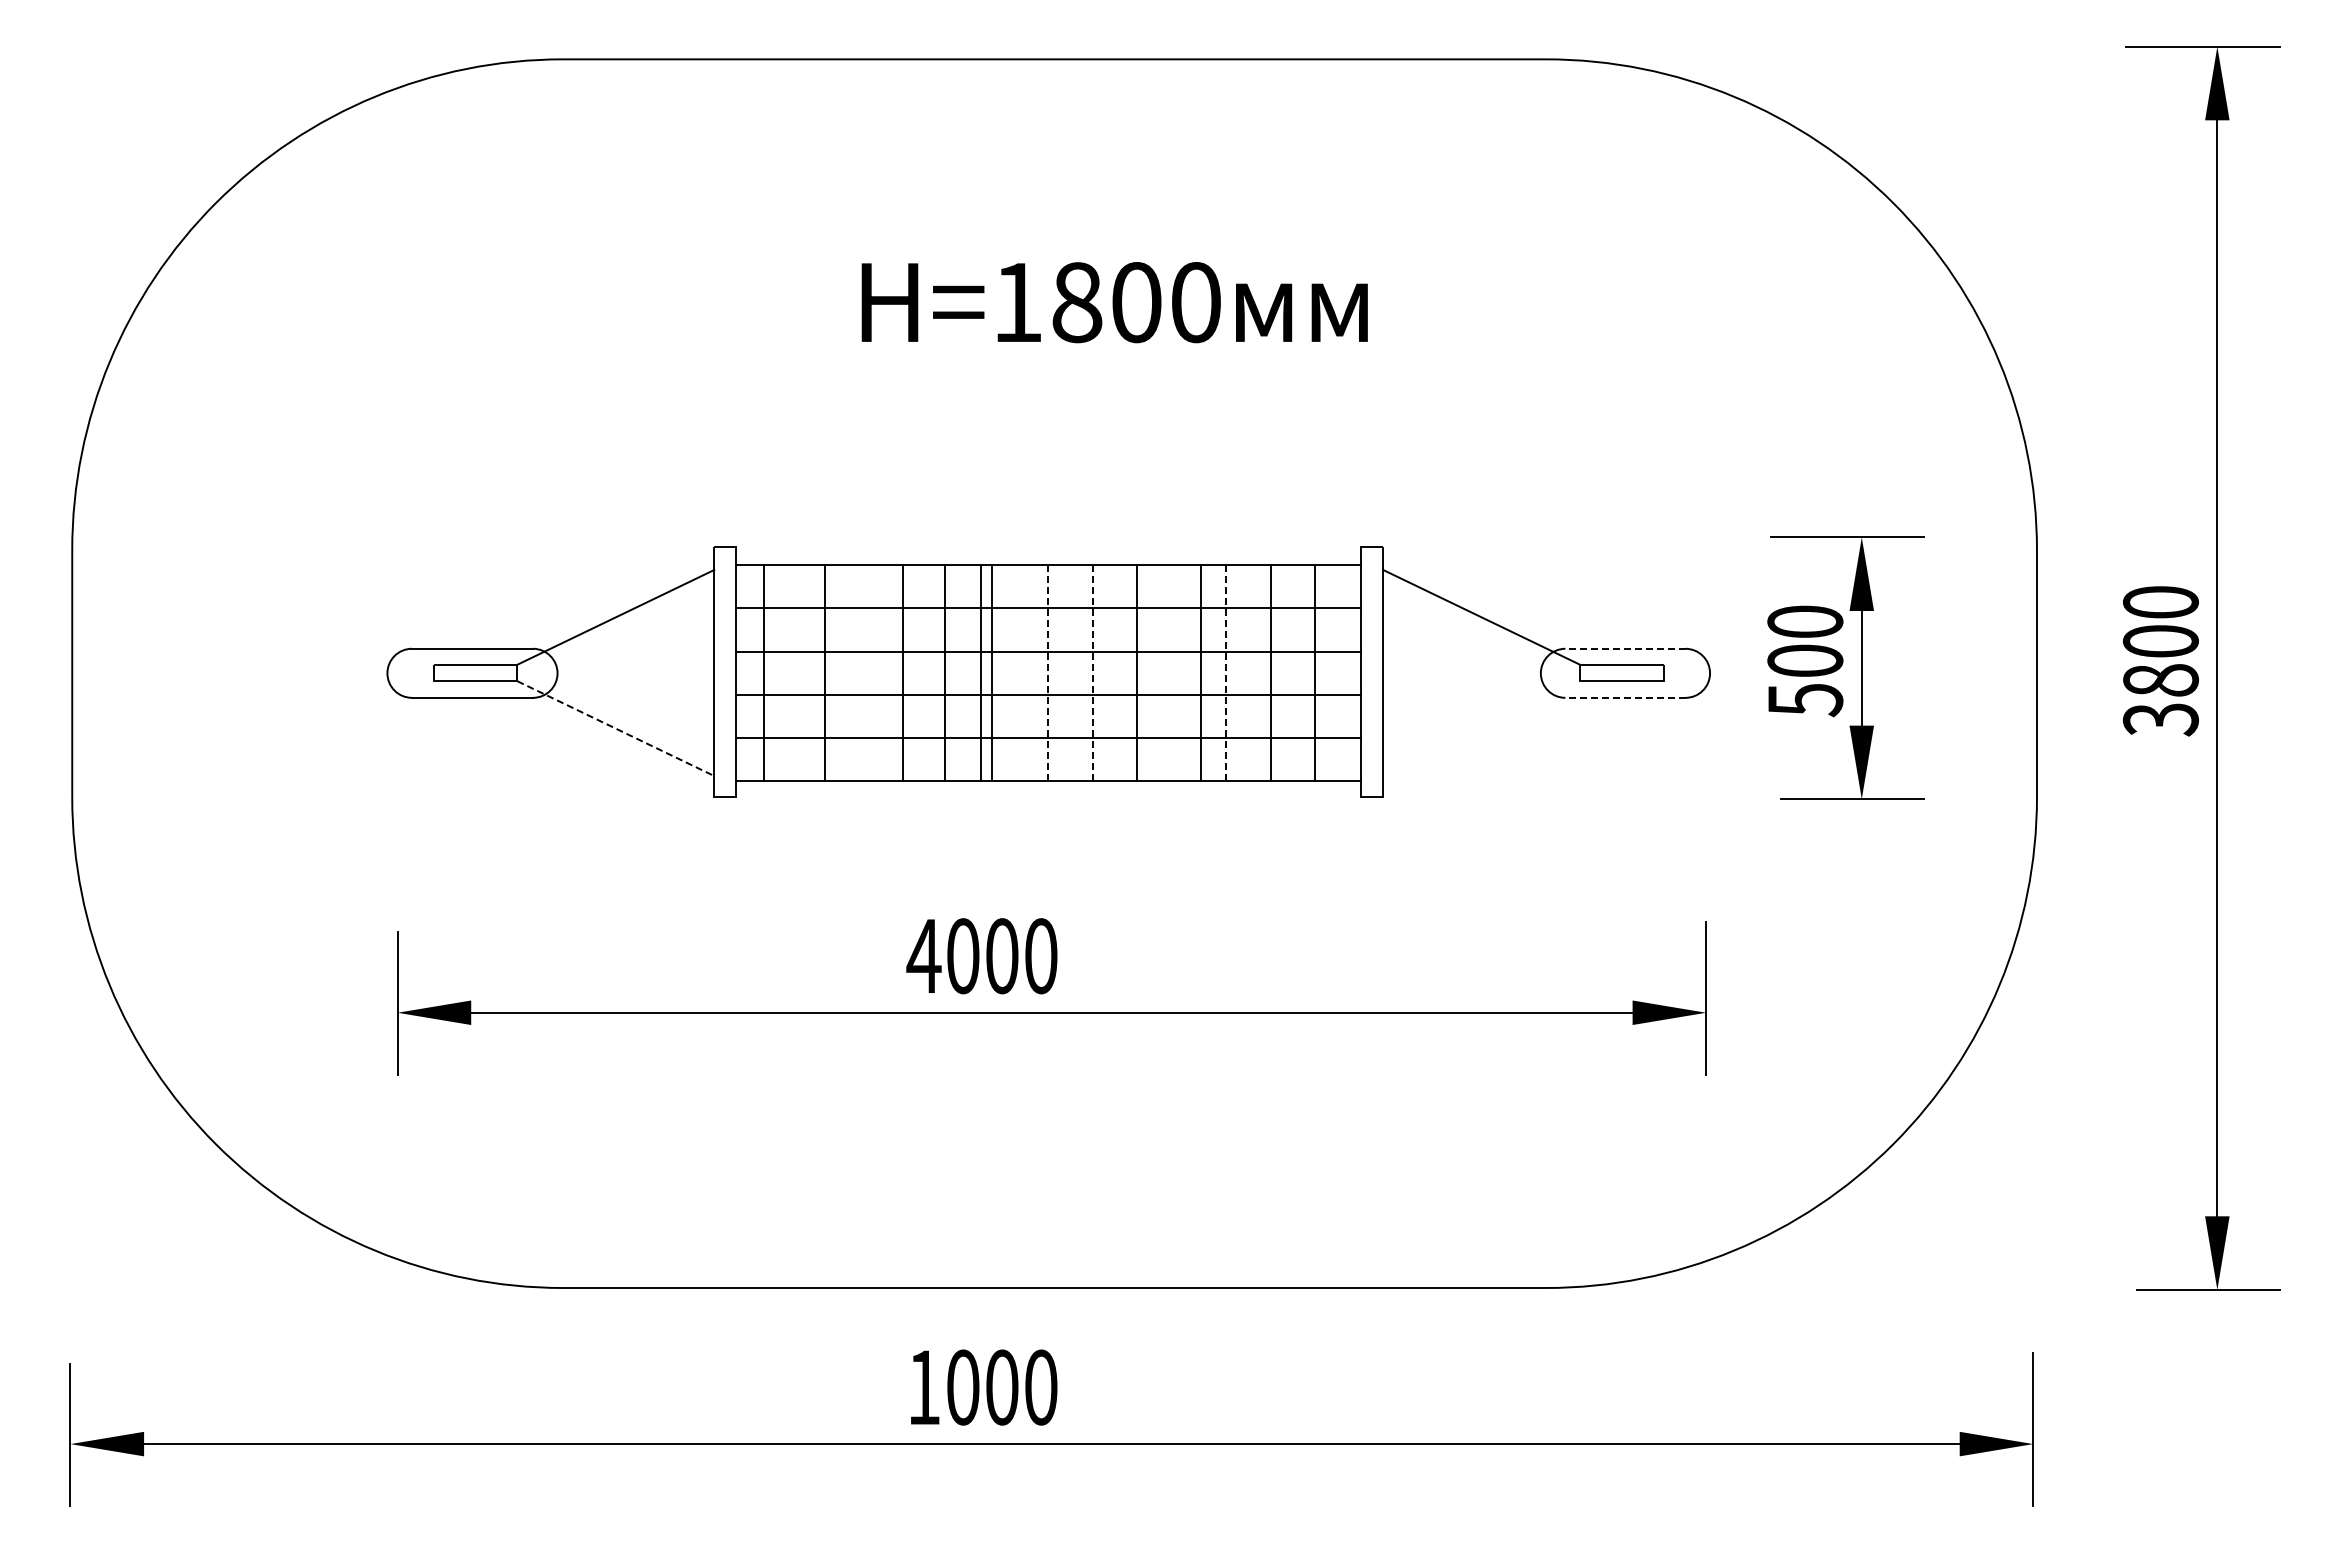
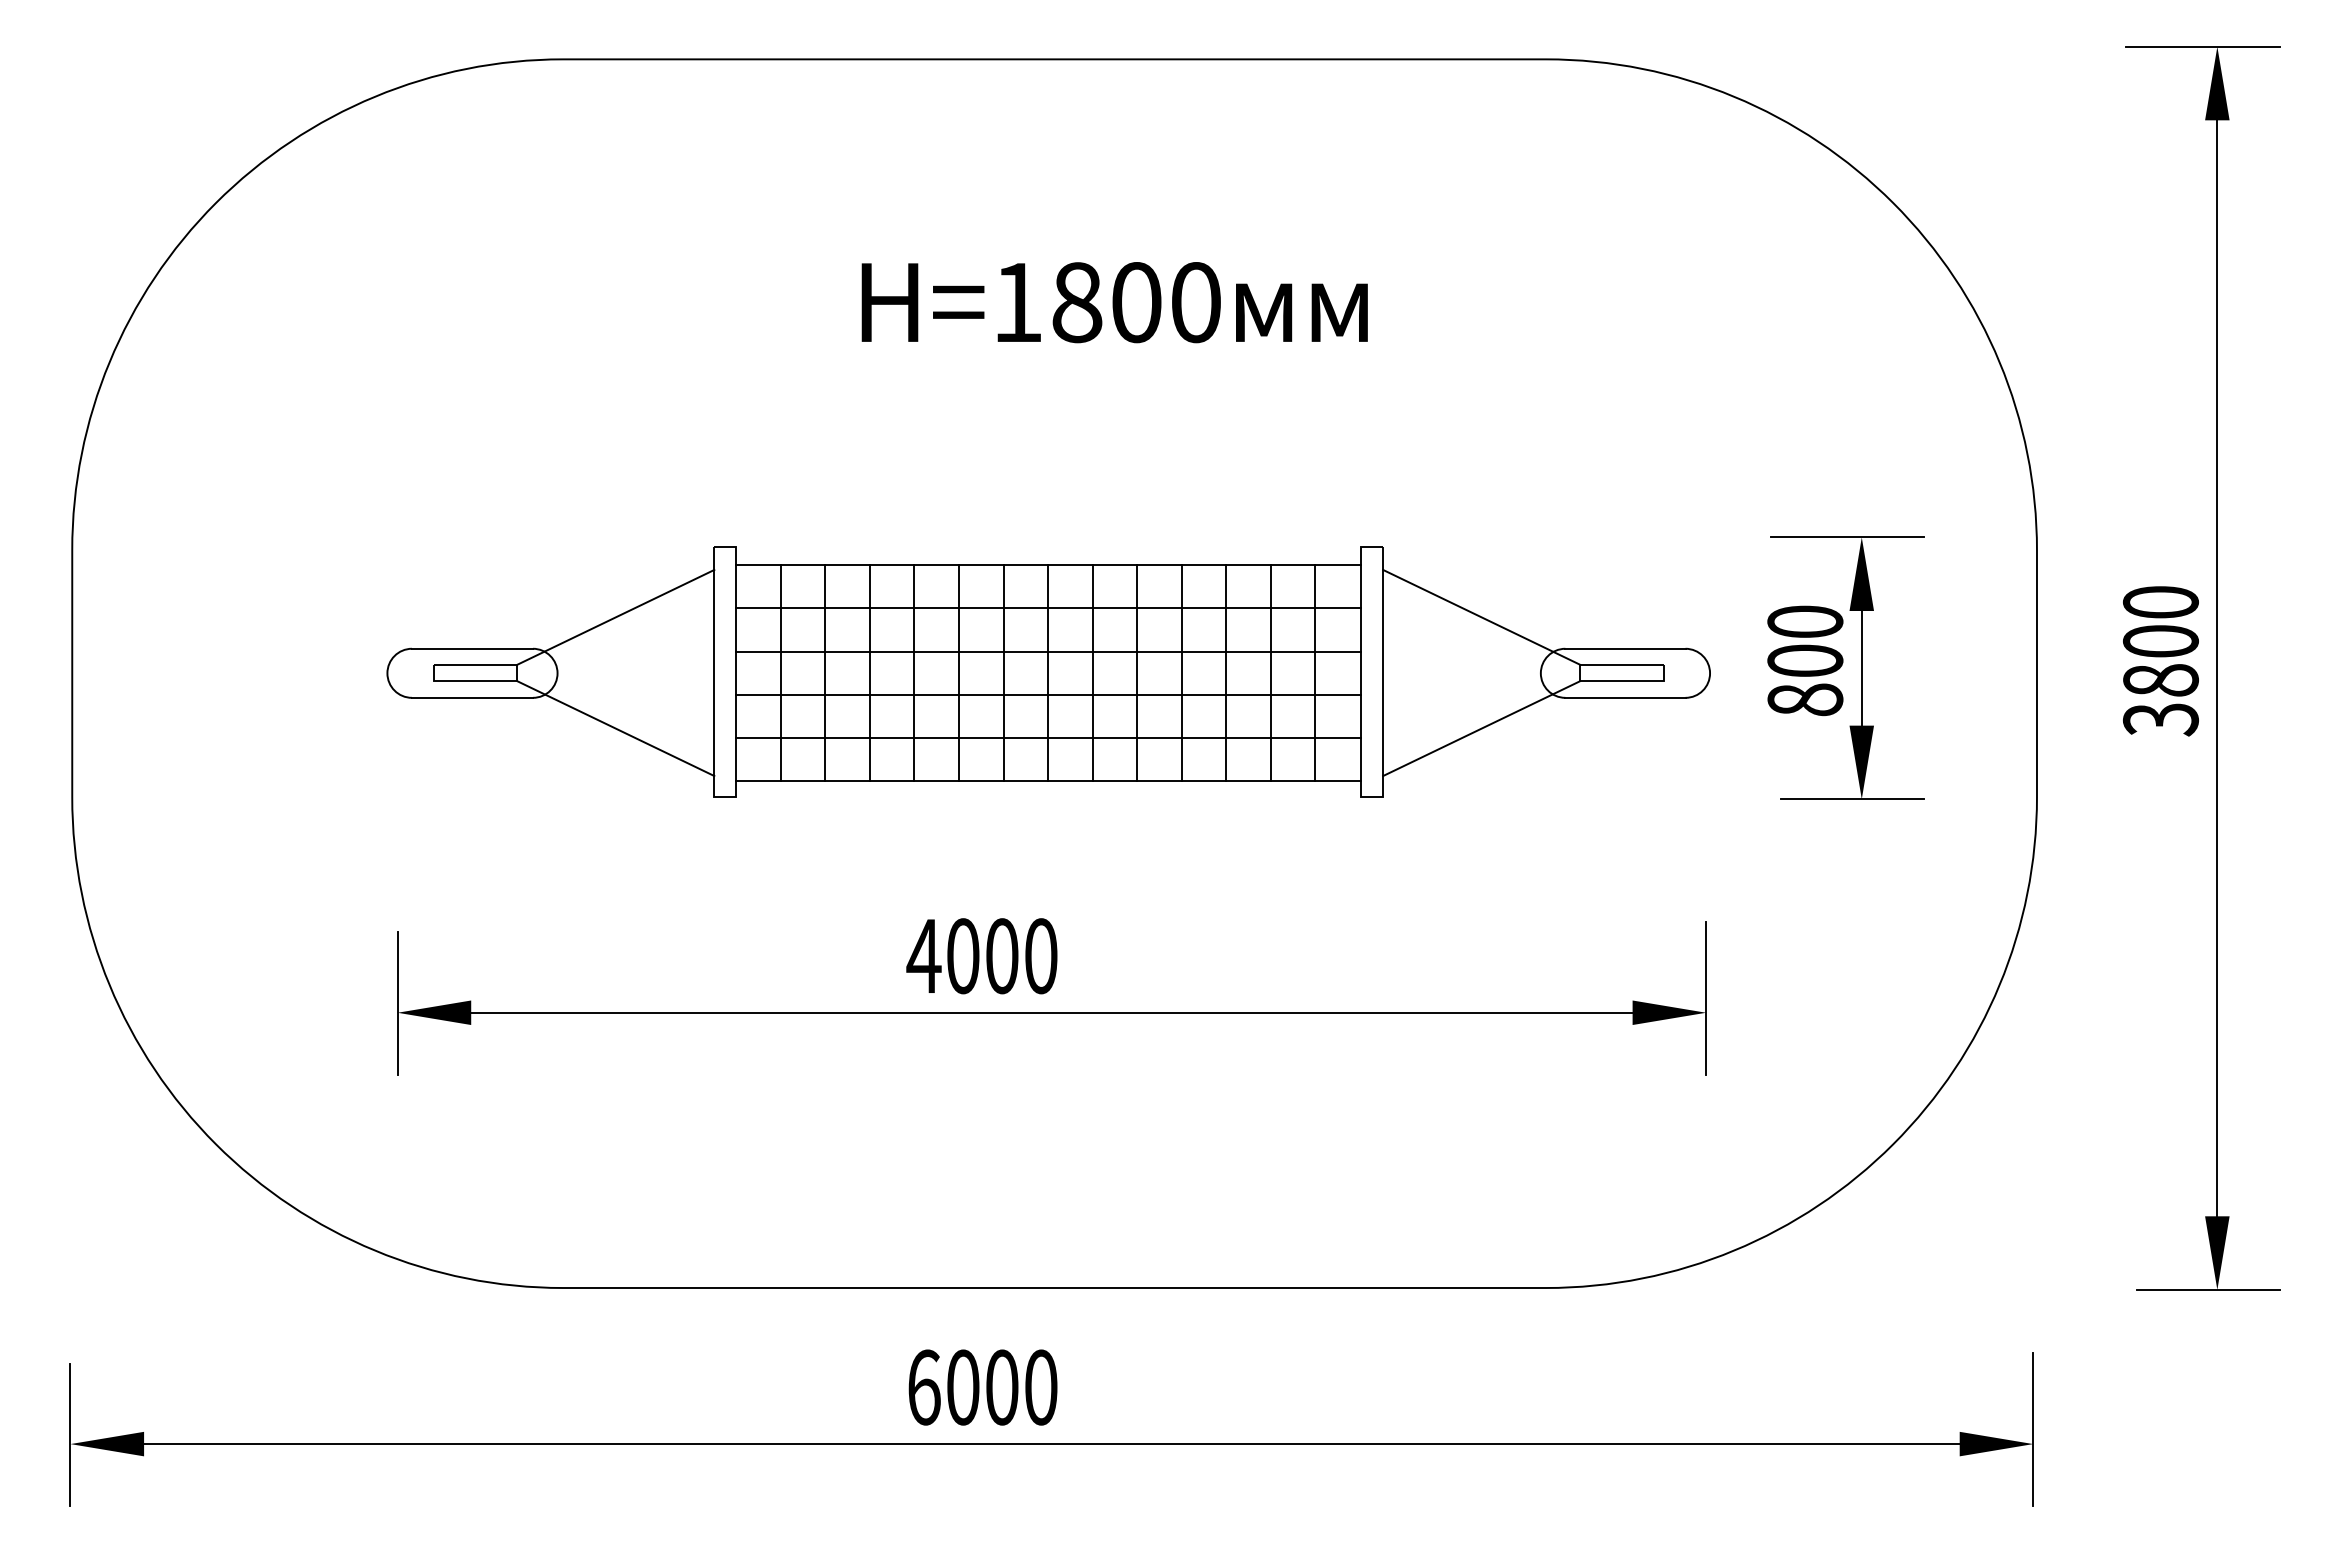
line: dashed -> solid (1625, 648)
line position: (763, 672) -> (780, 672) (780, 672)
line position: (902, 672) -> (869, 672) (869, 672)
line position: (945, 672) -> (914, 672) (914, 672)
line position: (980, 672) -> (1003, 672) (1003, 672)
line position: (991, 672) -> (958, 672) (958, 672)
line position: (1200, 672) -> (1181, 672) (1181, 672)
line: dashed -> solid (1048, 673)
line: dashed -> solid (1092, 673)
line: dashed -> solid (1226, 673)
line: dashed -> solid (1625, 697)
text: 500 -> 800 (1805, 700)
line: dashed -> solid (616, 728)
line: none -> present (1481, 728)
text: 1000 -> 6000 (924, 1387)
